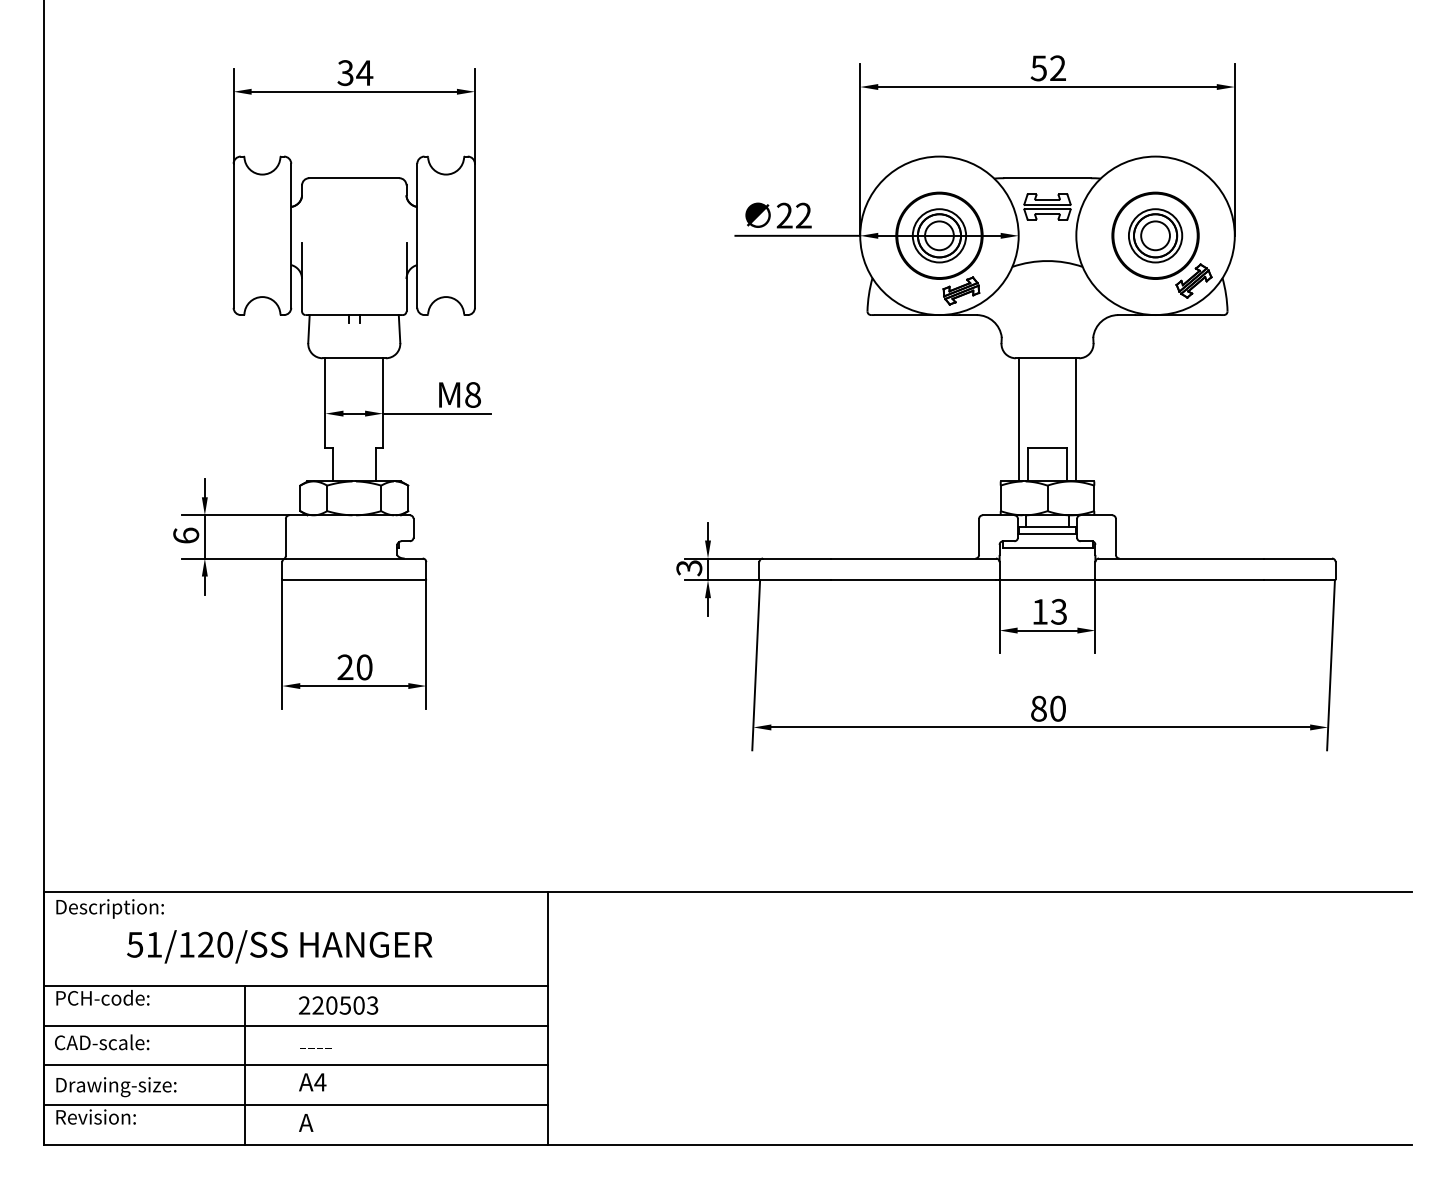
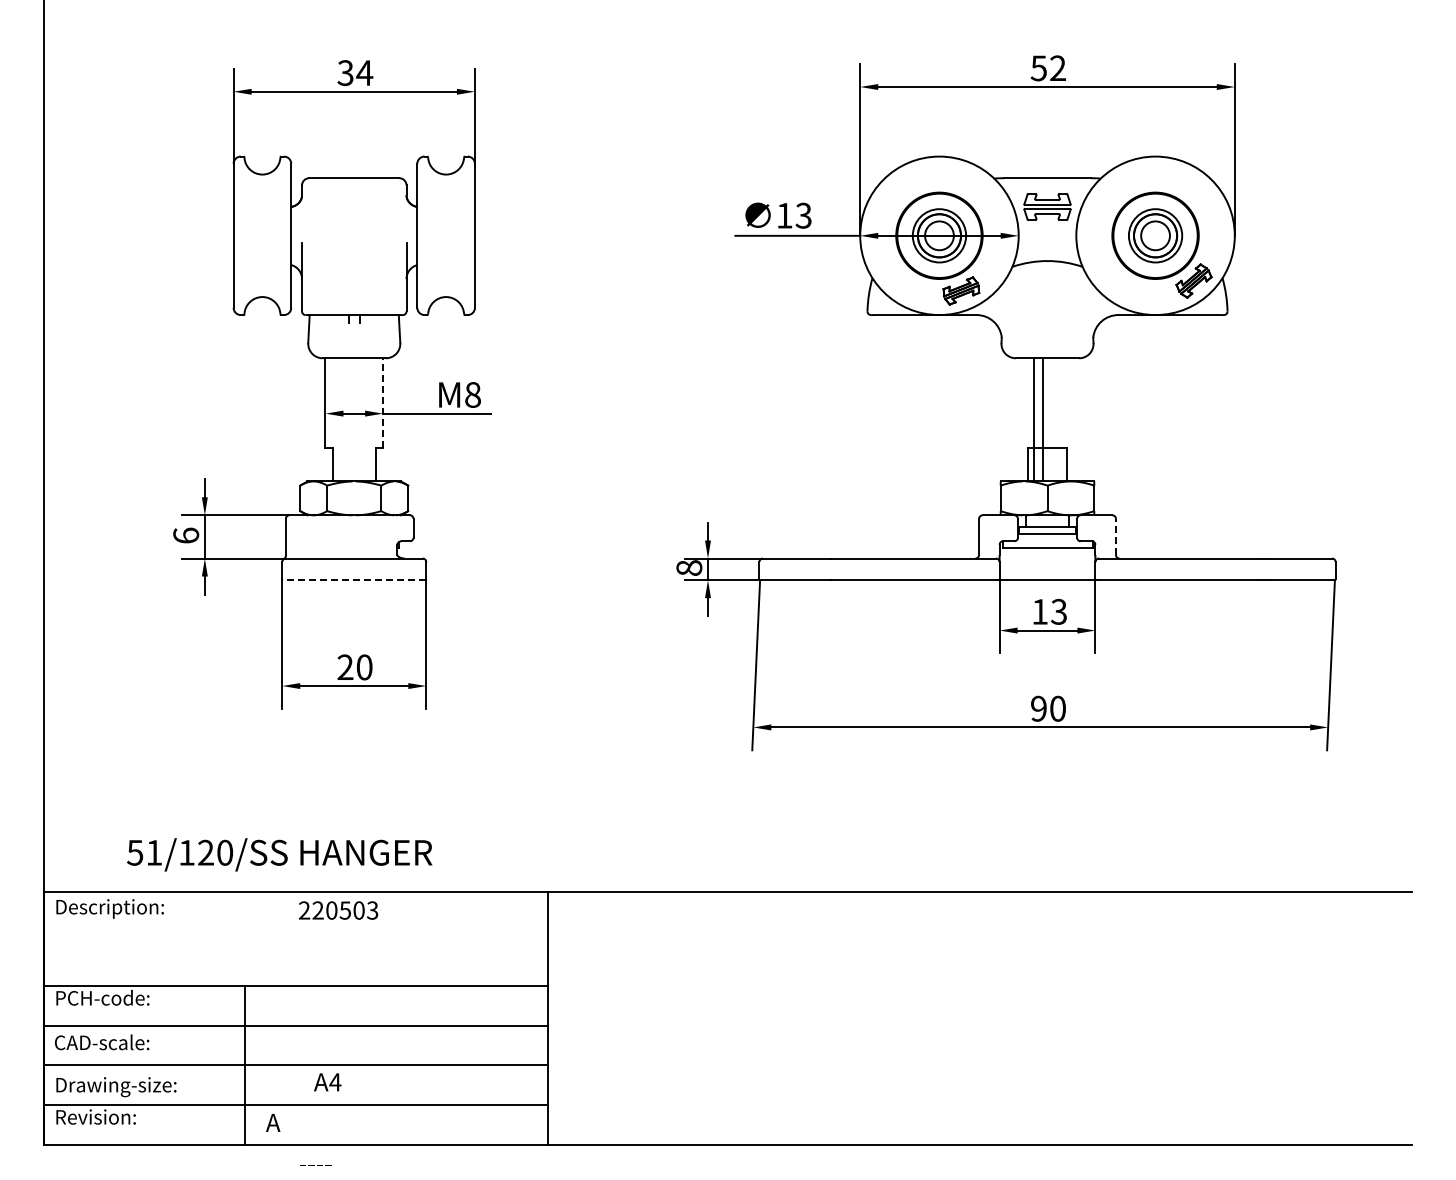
text: 22 -> 13 (793, 215)
line: solid -> dashed (383, 402)
line position: (1018, 419) -> (1033, 419) (1033, 419)
line position: (1076, 419) -> (1043, 419) (1043, 419)
line: solid -> dashed (1115, 536)
text: 3 -> 8 (689, 568)
line: solid -> dashed (353, 580)
text: 80 -> 90 (1038, 708)
text position: (279, 946) -> (279, 854) (279, 854)
text position: (338, 1005) -> (338, 910) (338, 910)
text position: (315, 1048) -> (315, 1165) (315, 1165)
text position: (312, 1082) -> (327, 1082) (327, 1082)
text position: (306, 1122) -> (273, 1122) (273, 1122)
